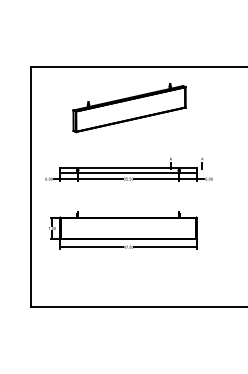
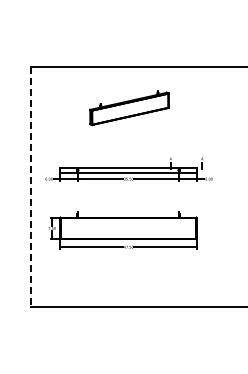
part size: 115x51 px -> 81x37 px (129, 108)
line: solid -> dashed (31, 187)
